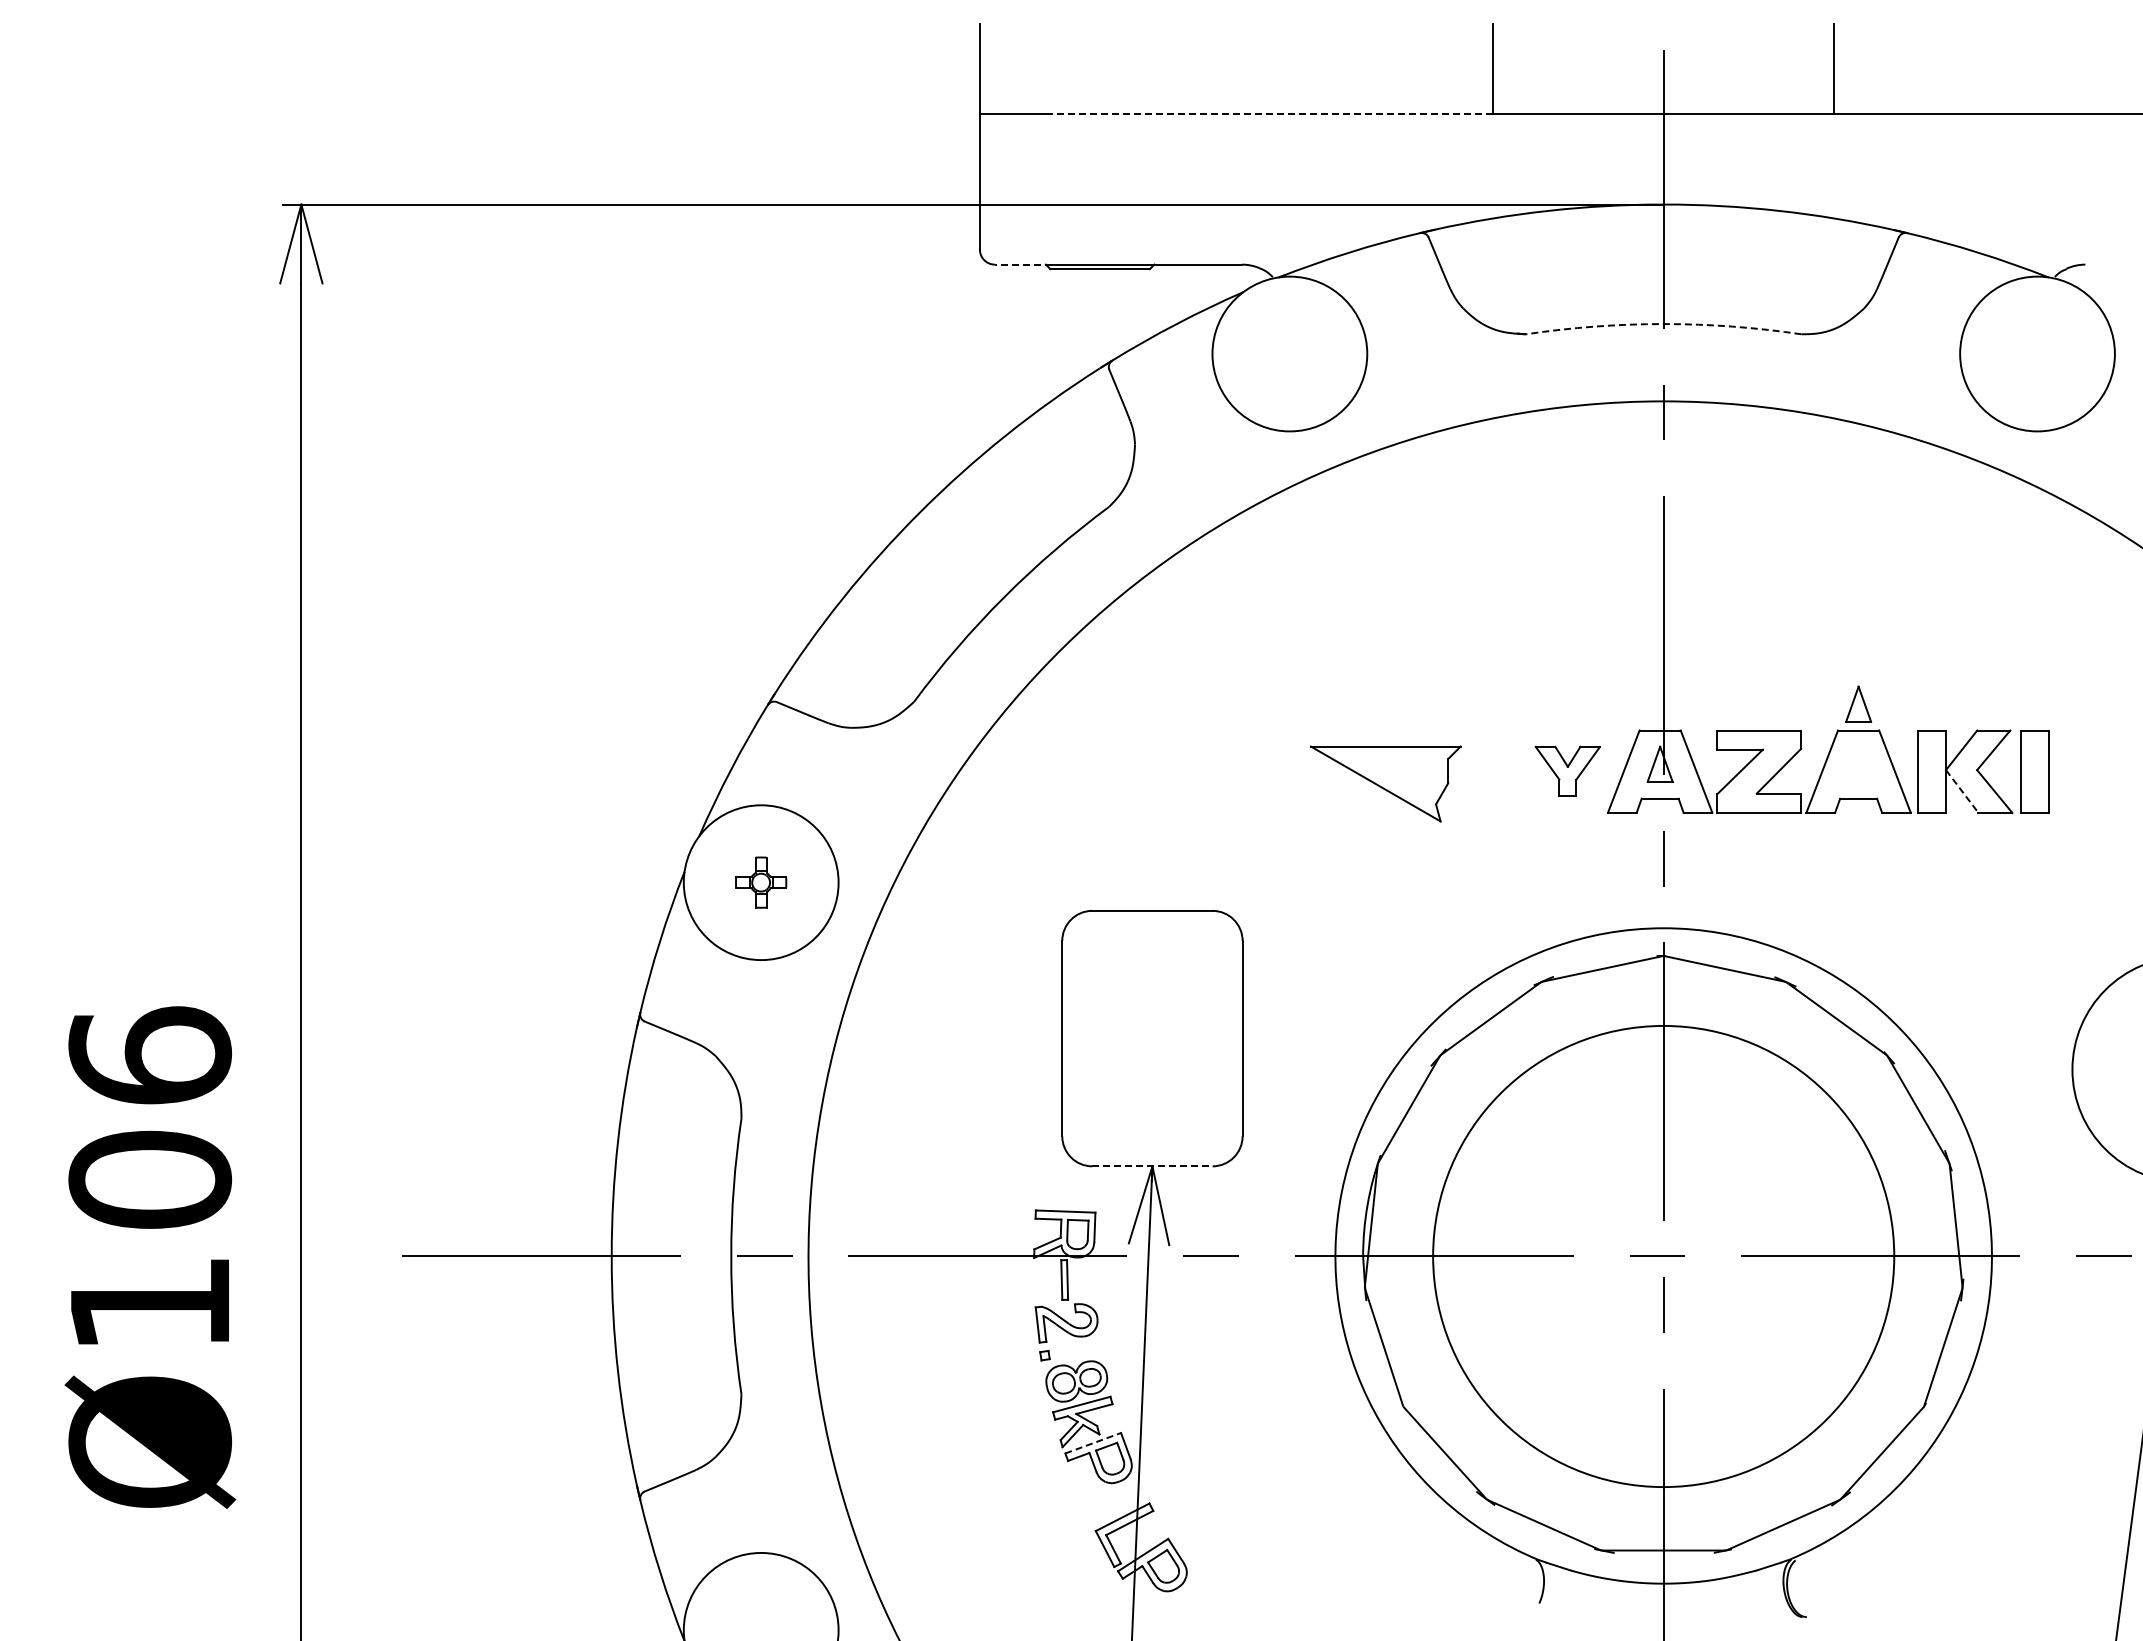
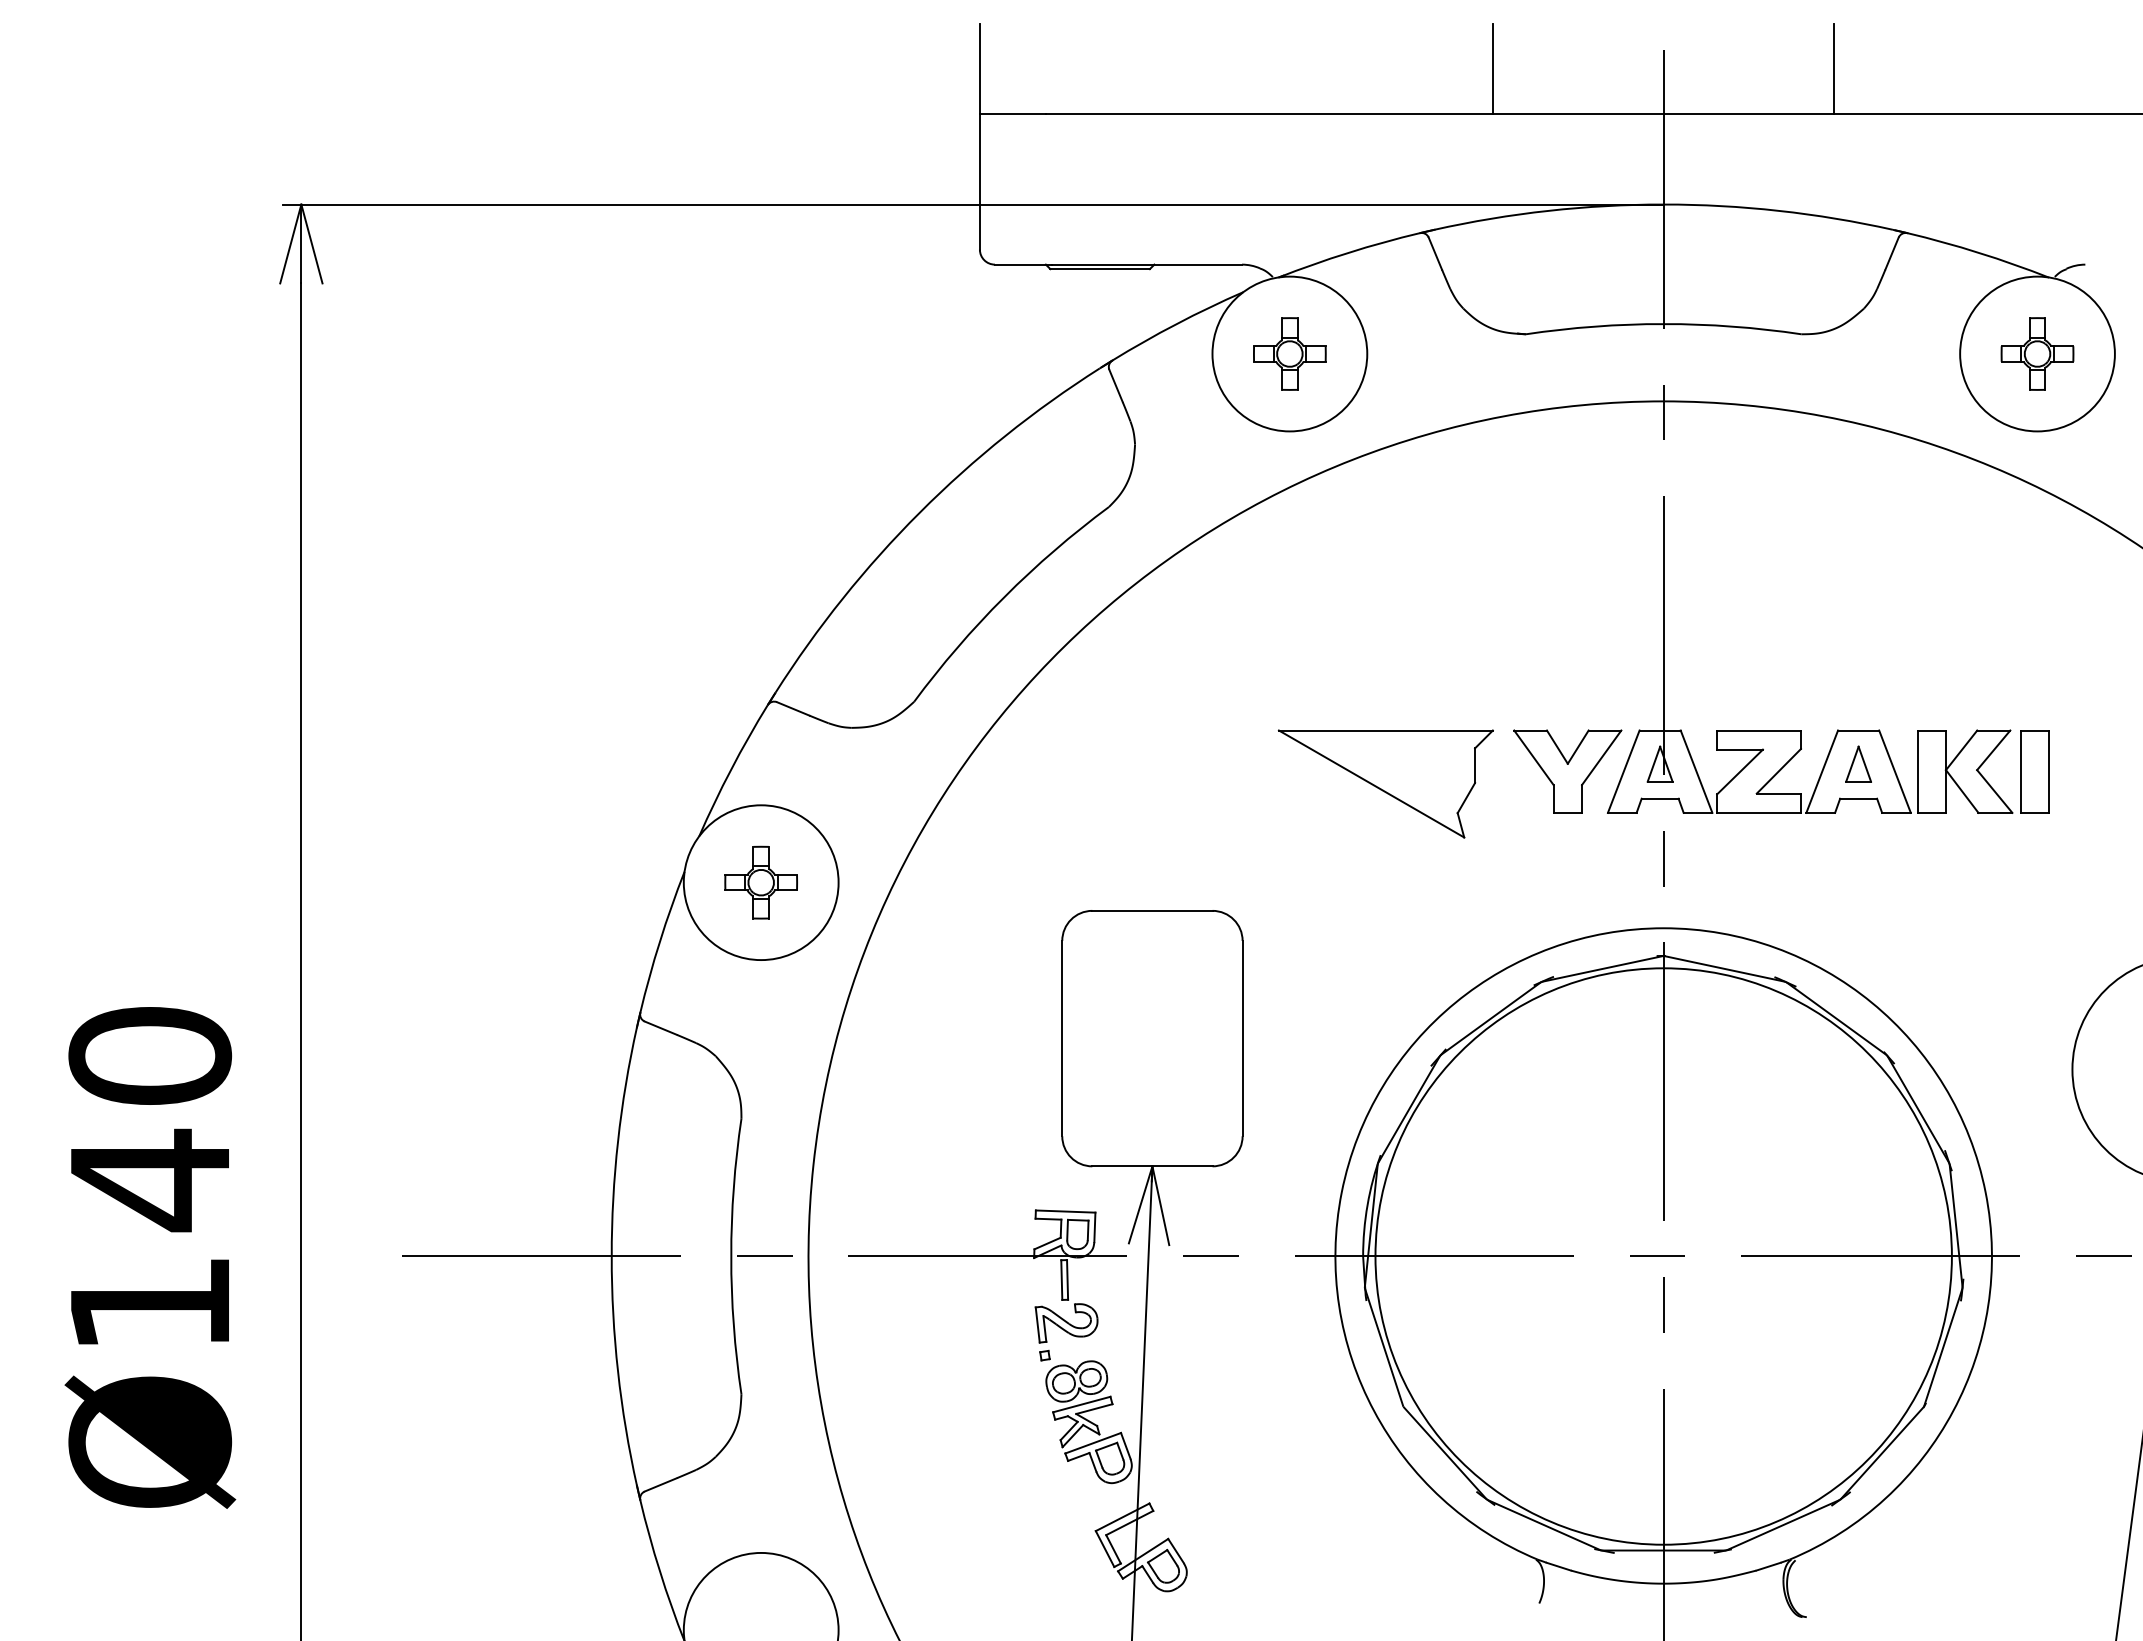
line: dashed -> solid (1269, 114)
line: dashed -> solid (1023, 264)
arc: dashed -> solid (1663, 324)
part: none -> present (1289, 353)
part: none -> present (2037, 353)
part position: (1858, 703) -> (1858, 763) (1858, 763)
part size: 68x52 px -> 110x85 px (1567, 771)
part size: 153x78 px -> 217x110 px (1385, 783)
line: dashed -> solid (1962, 791)
part size: 53x53 px -> 74x75 px (760, 882)
text: Ø106 -> Ø140 (150, 1119)
line: dashed -> solid (1152, 1166)
circle diameter: 461 px -> 576 px (1663, 1256)
line: dashed -> solid (1093, 1443)
